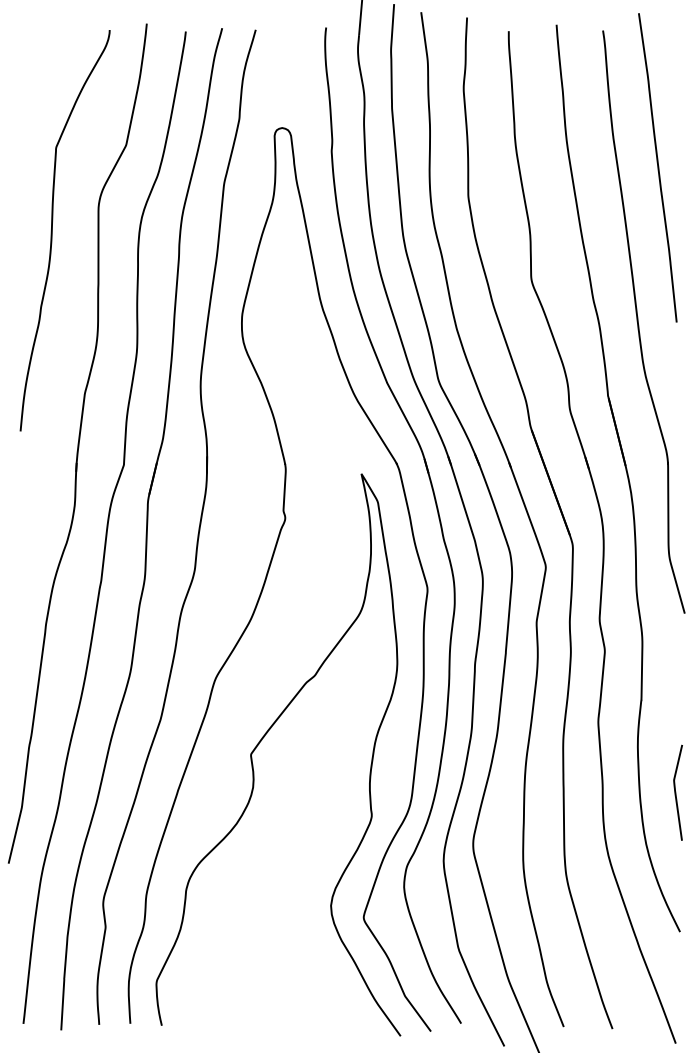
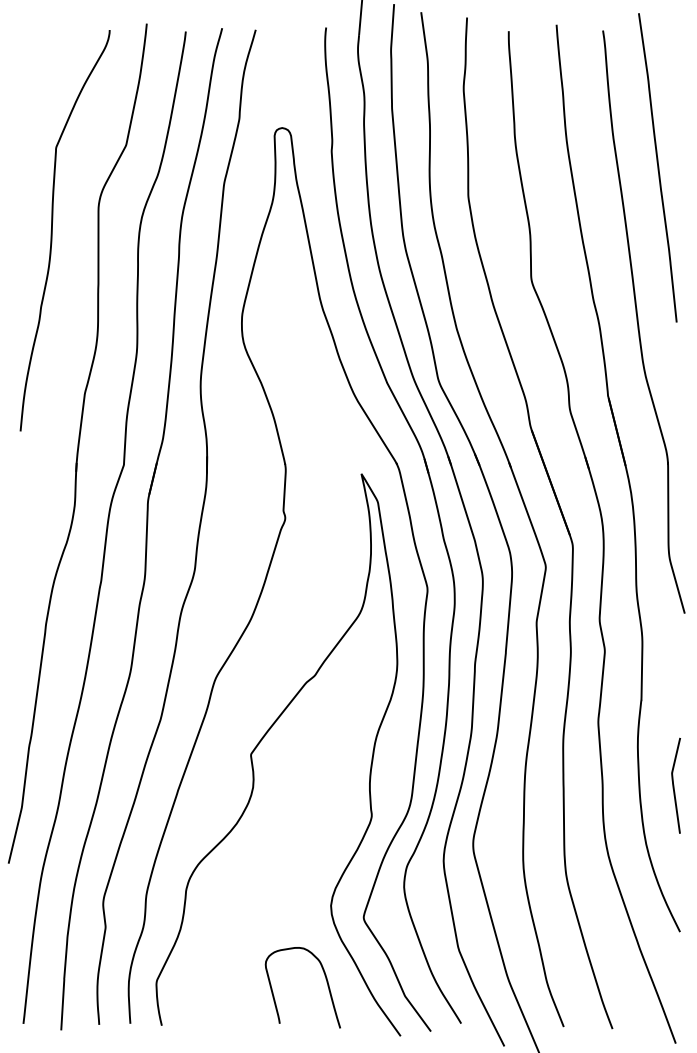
curve position: (676, 792) -> (674, 785) (674, 785)
curve: none -> present (325, 979)
